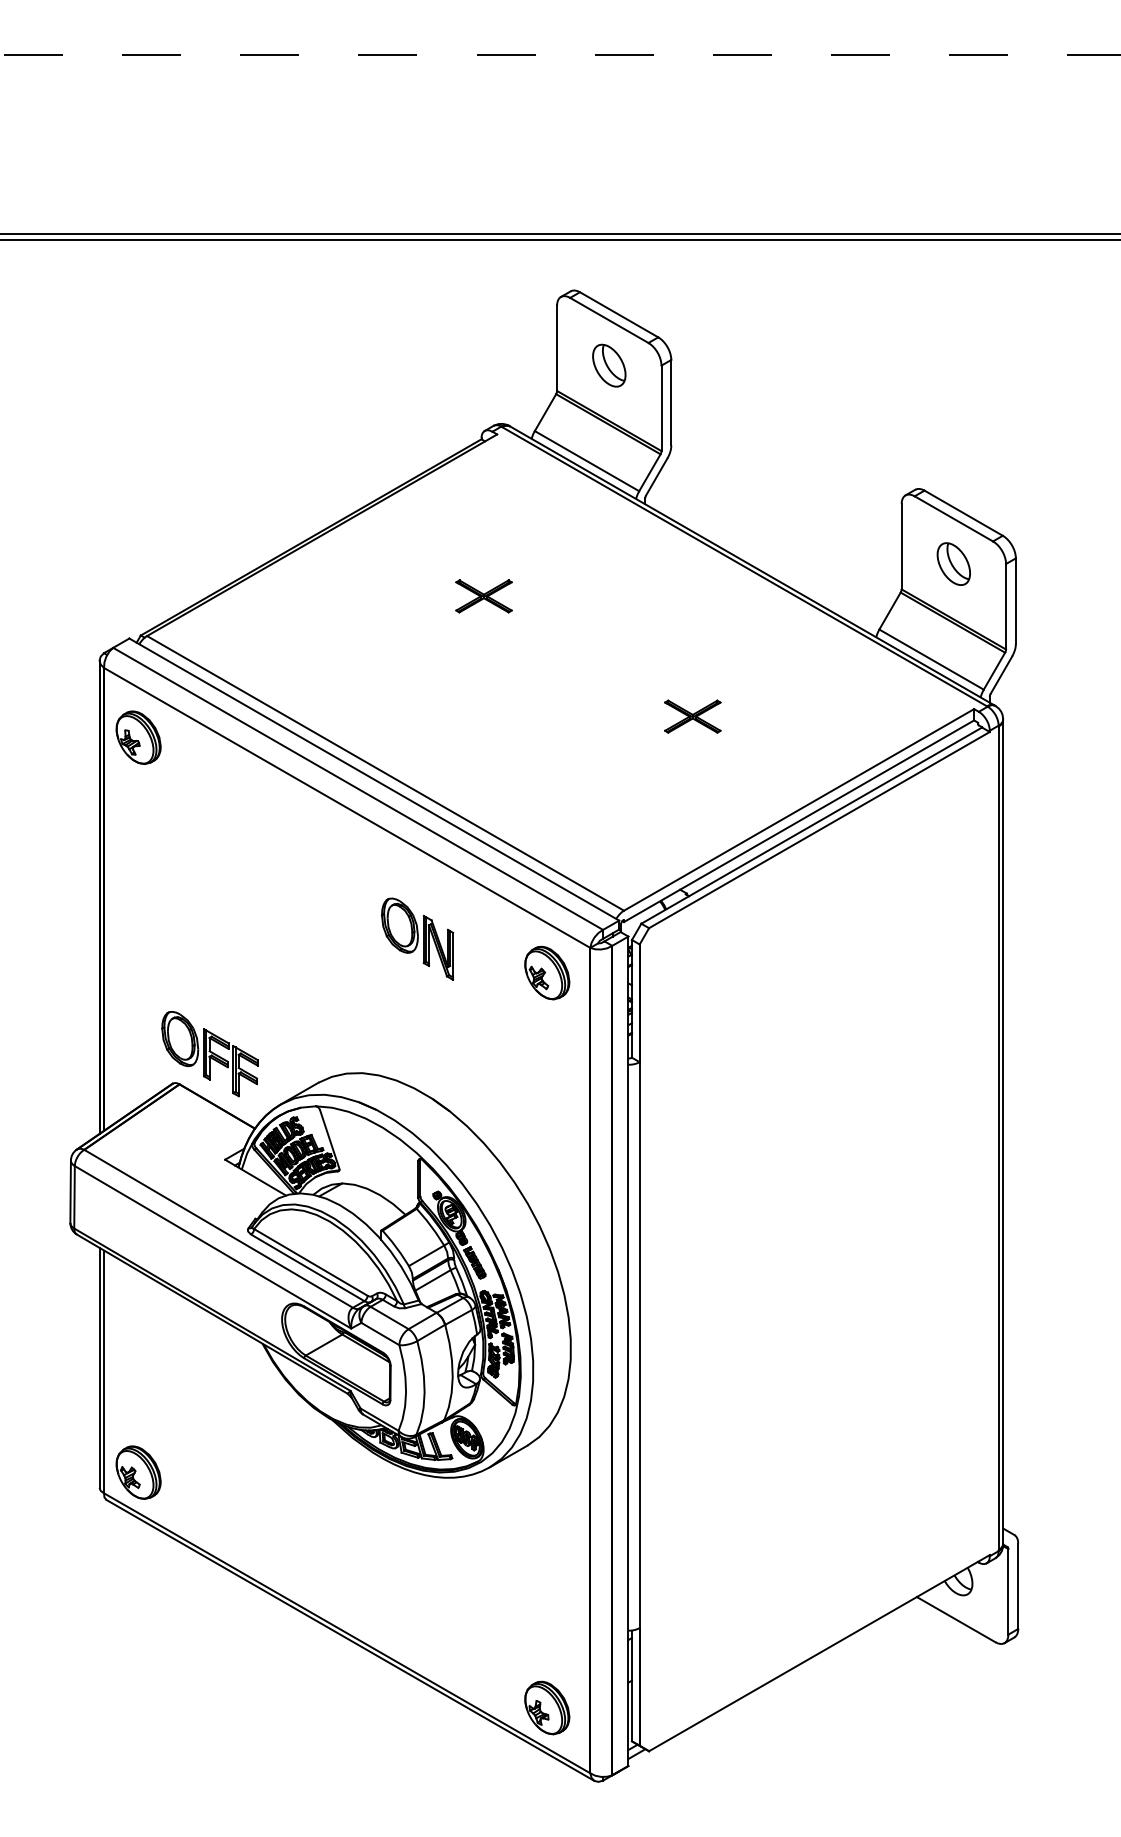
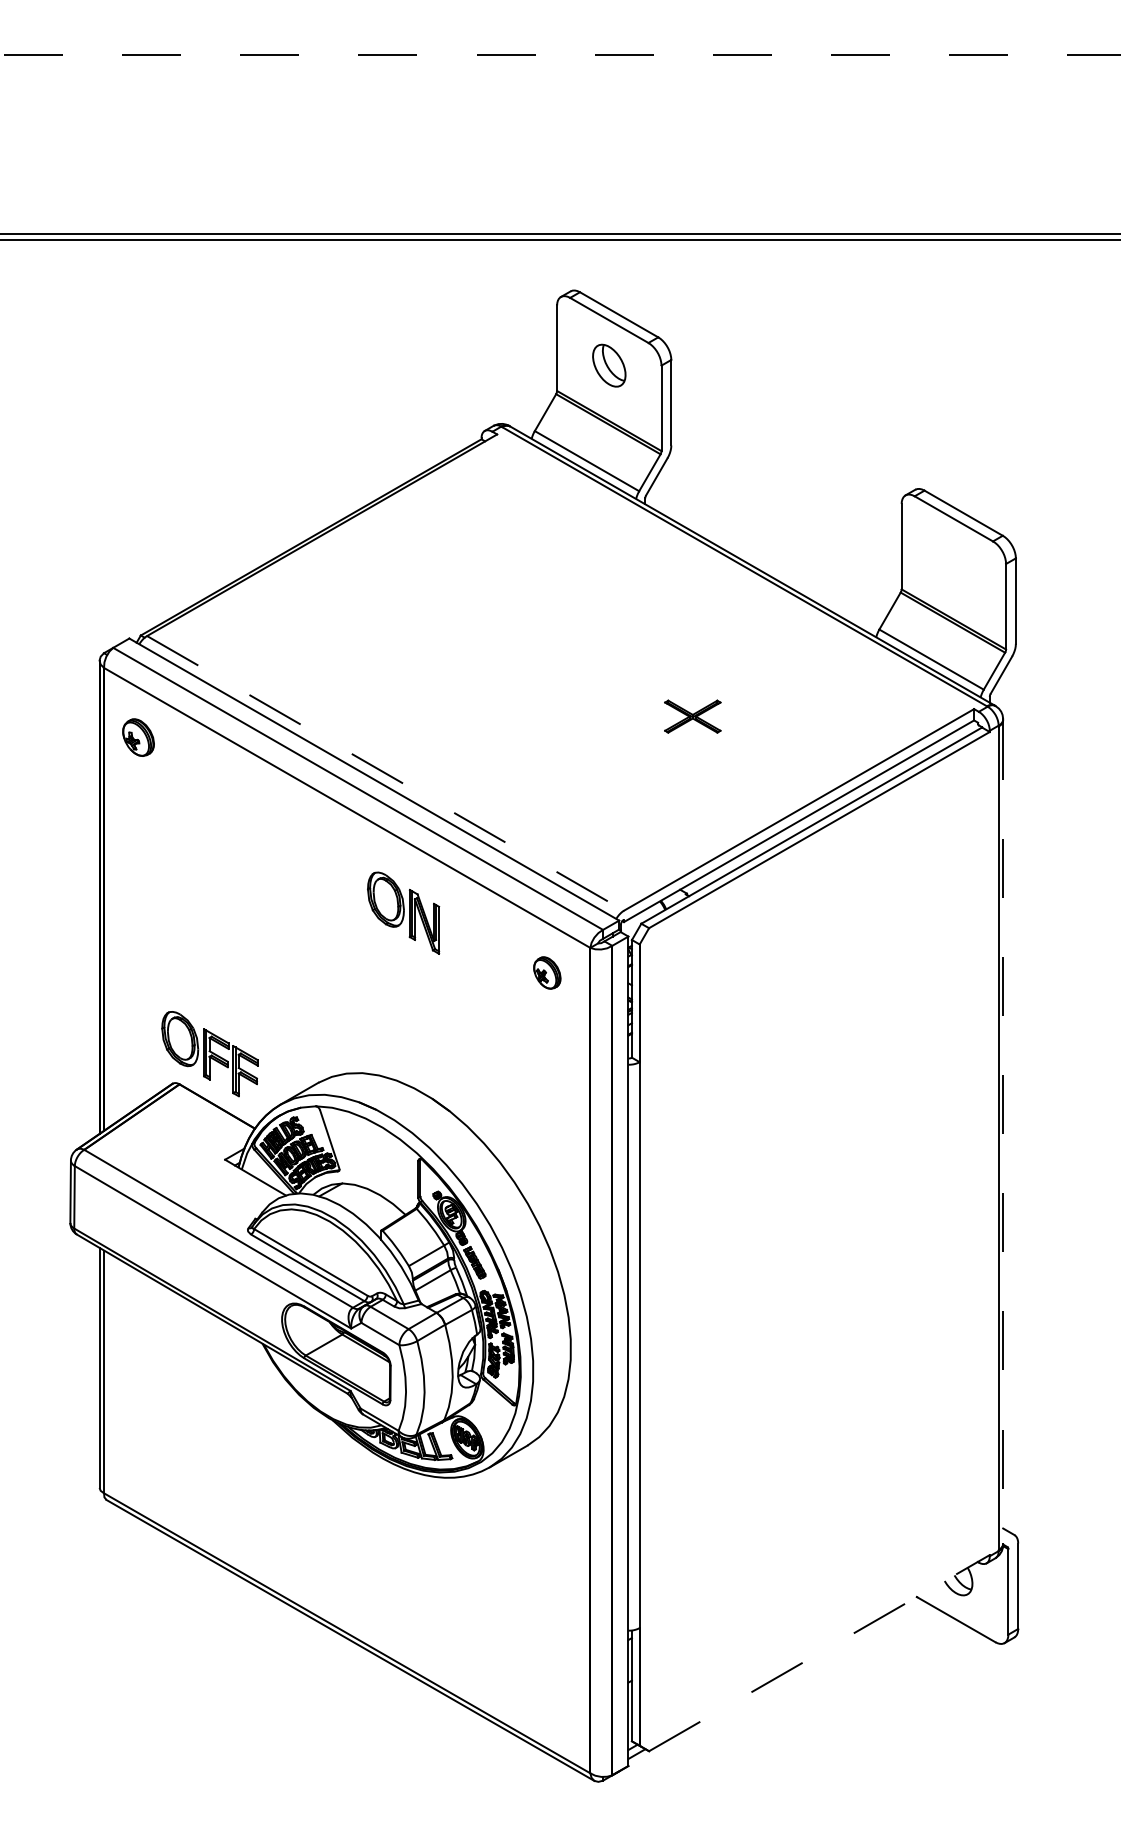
part: present -> none (953, 563)
part: present -> none (483, 596)
part size: 47x55 px -> 33x39 px (138, 737)
line: solid -> dashed (386, 773)
part position: (417, 938) -> (403, 912) (403, 912)
part size: 47x56 px -> 29x34 px (547, 972)
line: solid -> dashed (1003, 1132)
part: present -> none (138, 1472)
line: solid -> dashed (819, 1653)
part: present -> none (547, 1707)
